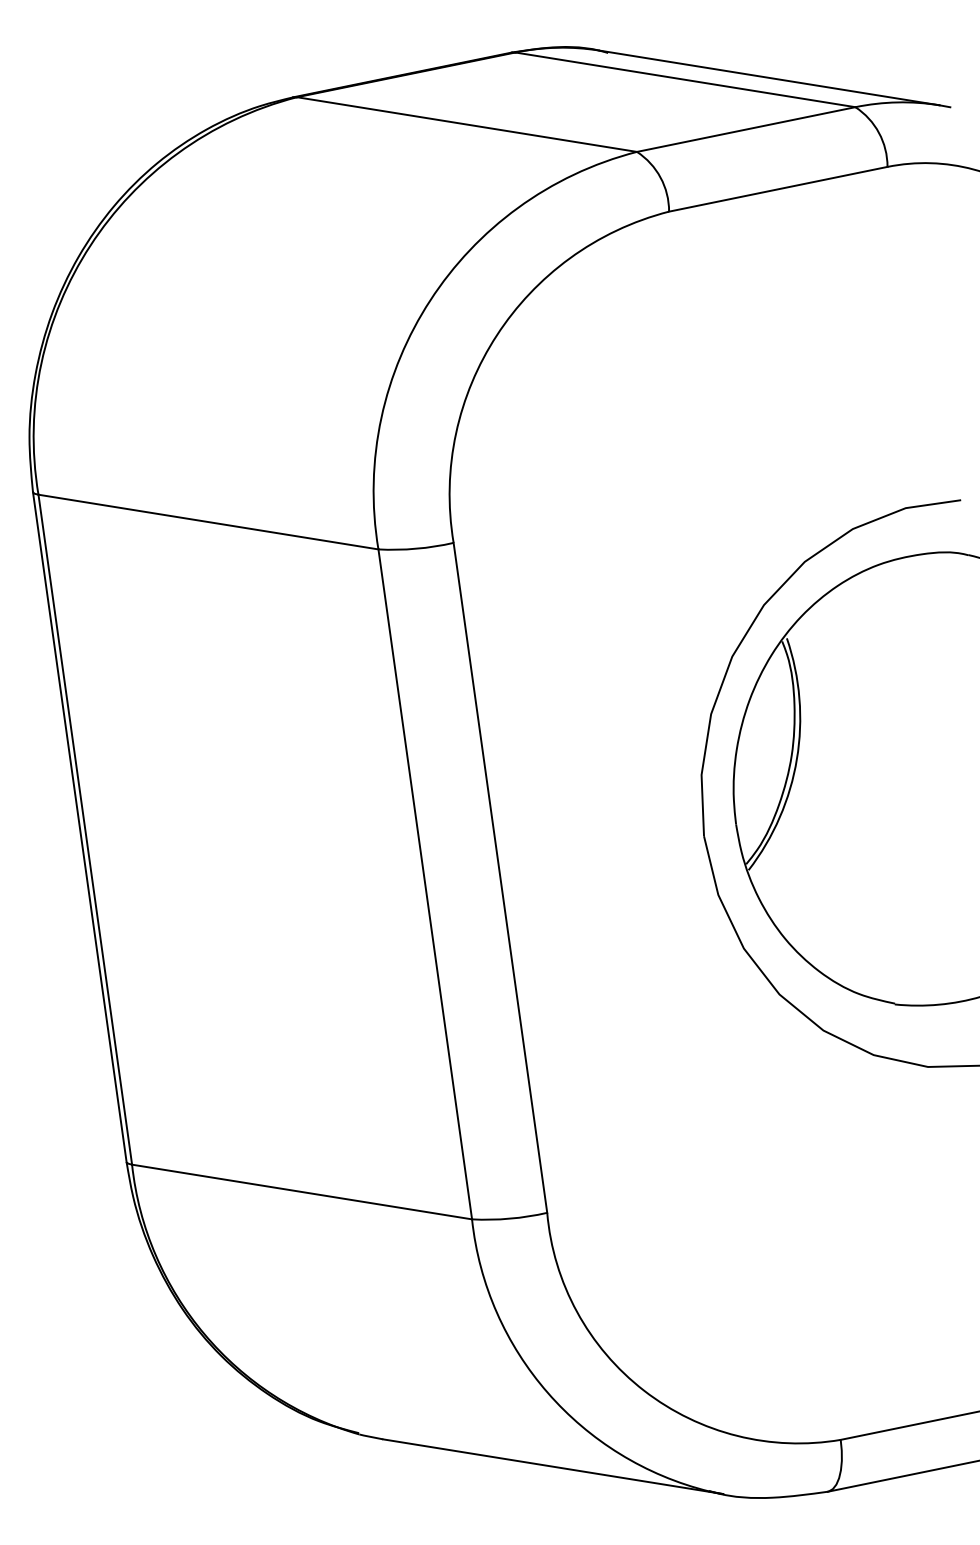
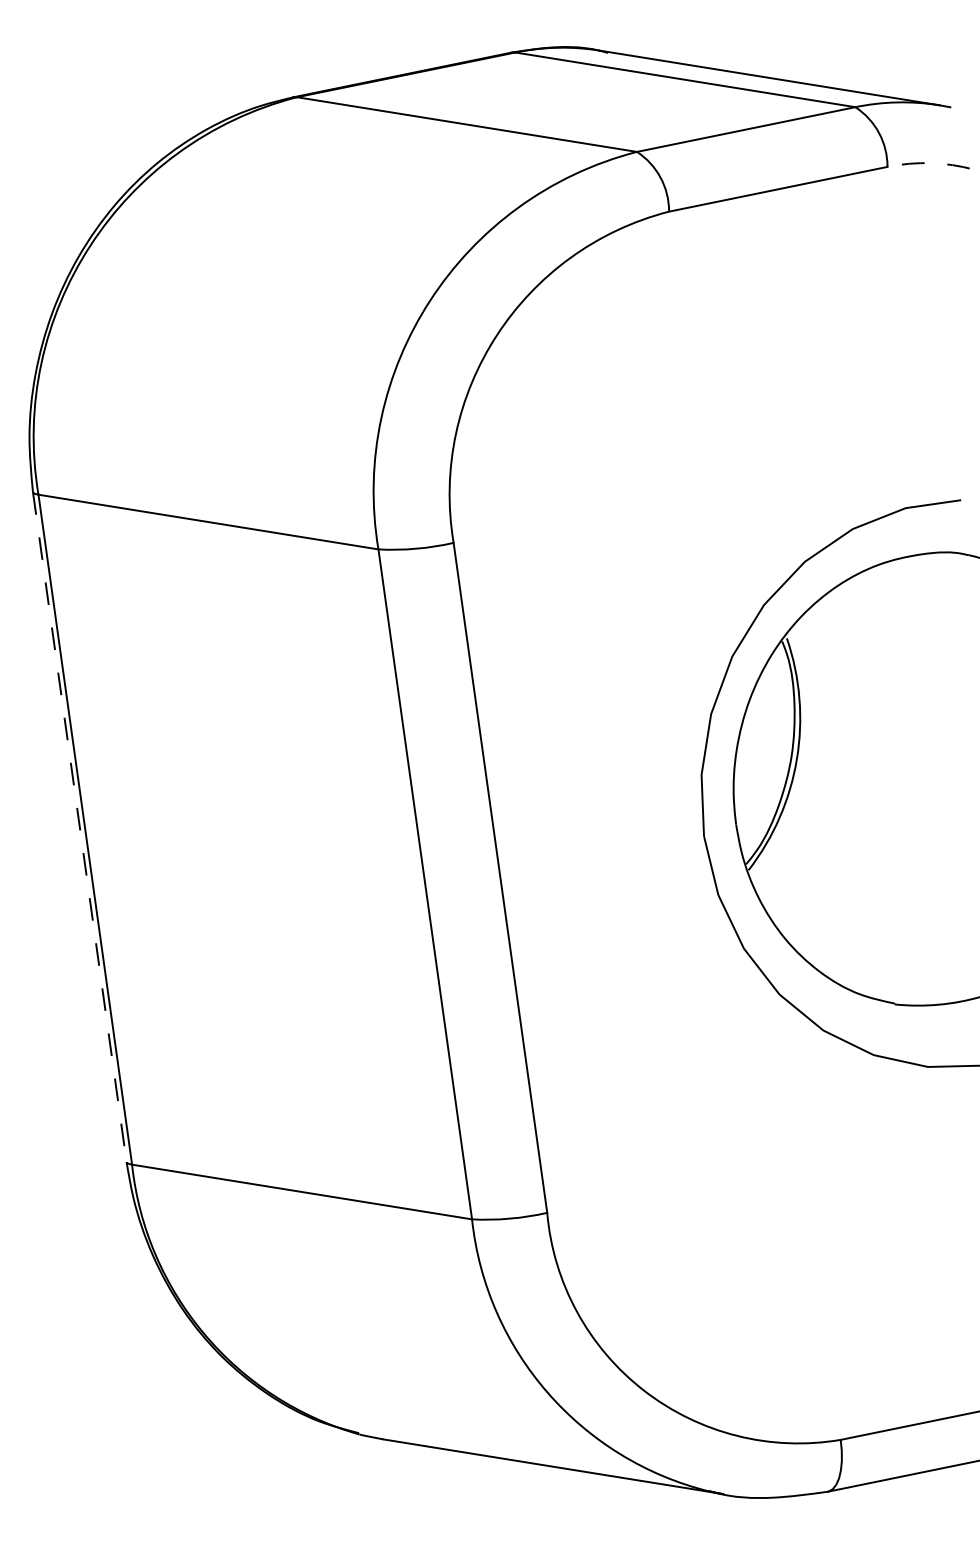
arc: solid -> dashed (933, 163)
line: solid -> dashed (79, 827)
